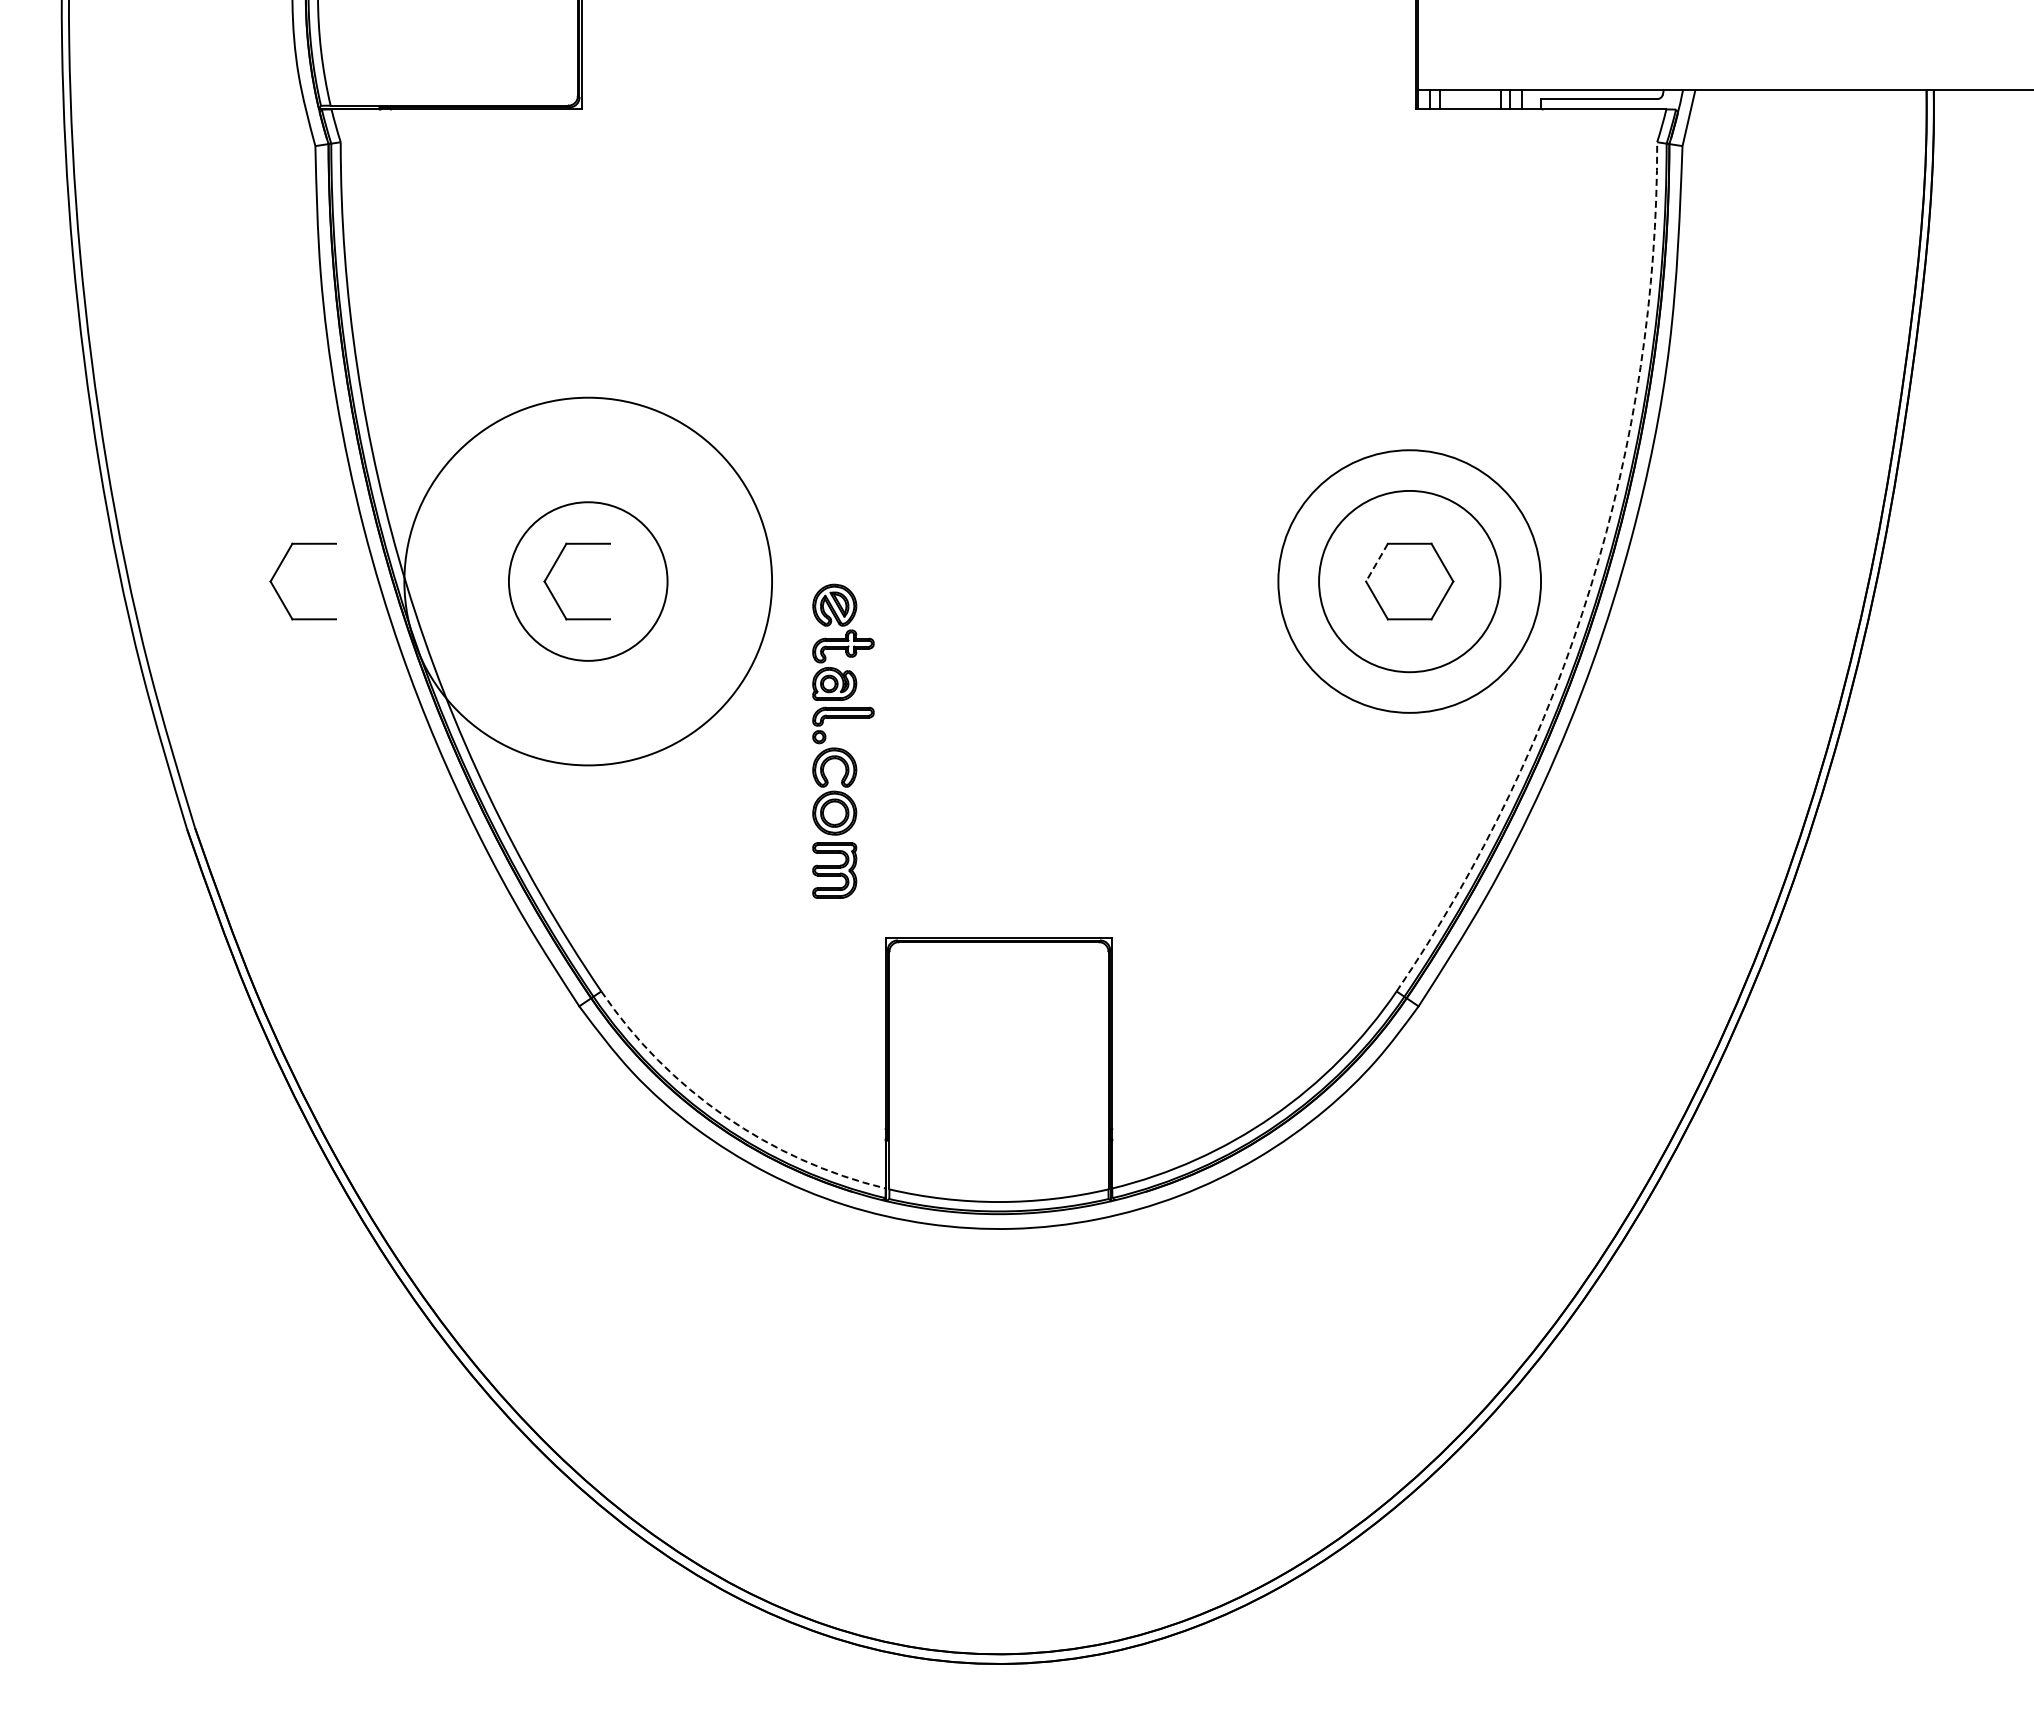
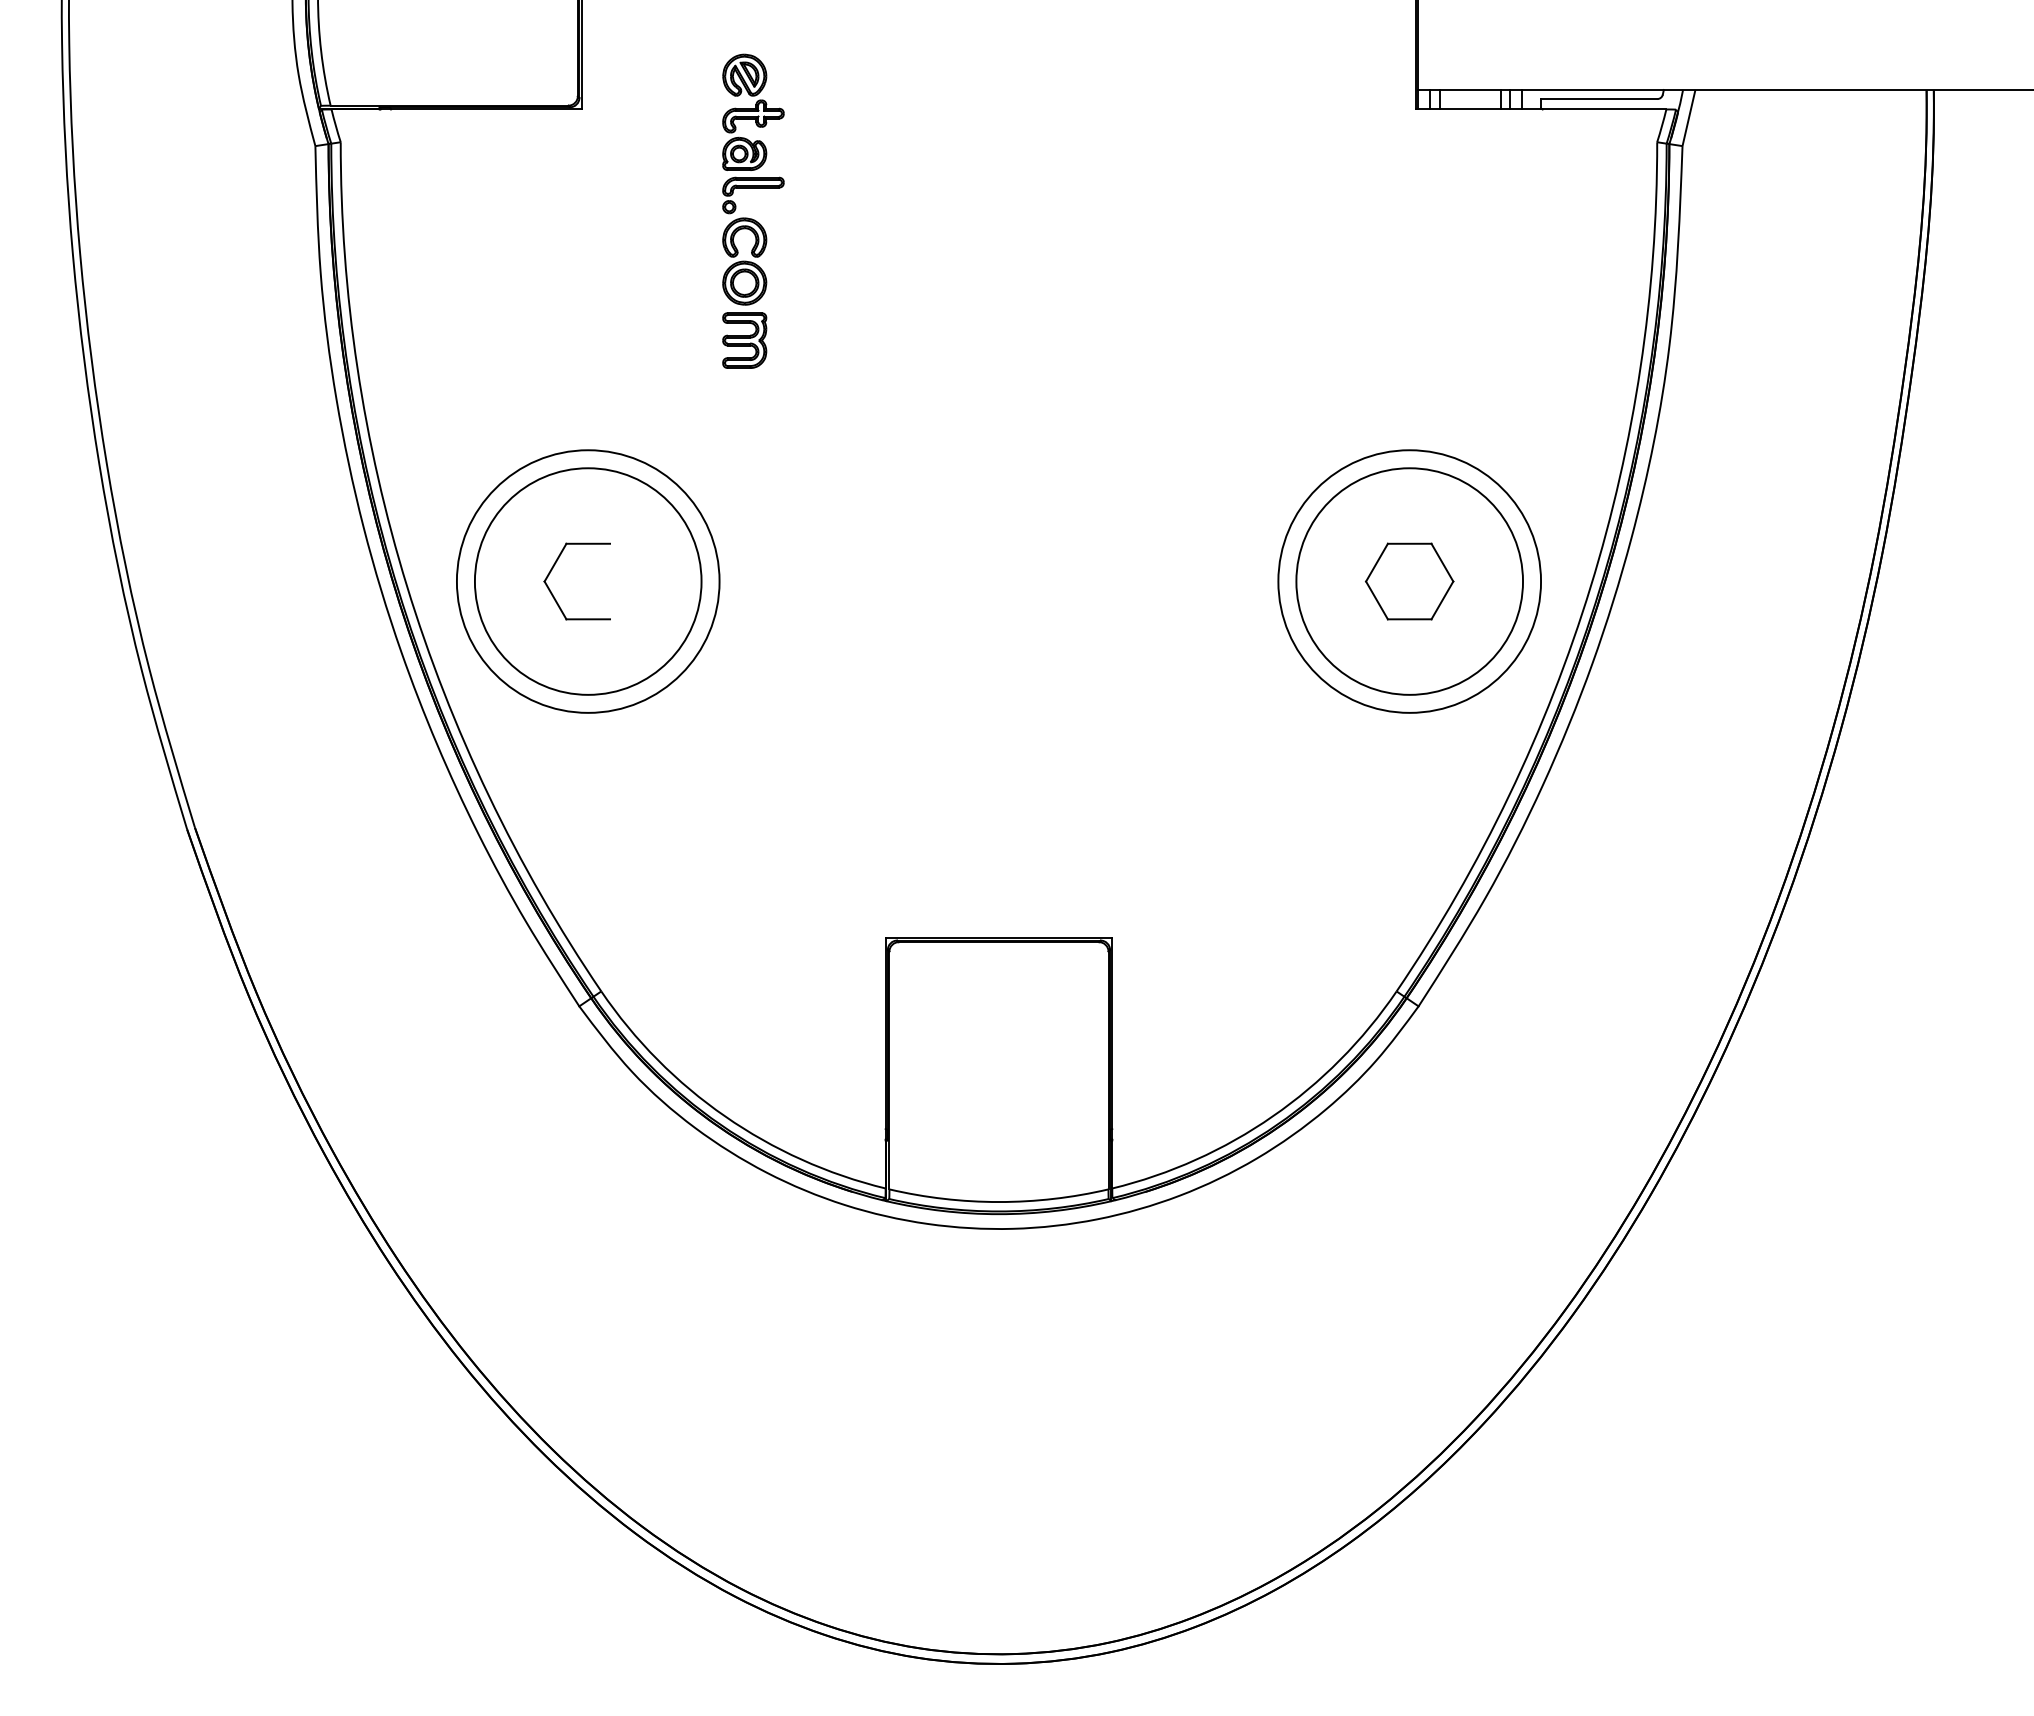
line: dashed -> solid (1376, 562)
part: present -> none (278, 570)
circle diameter: 159 px -> 227 px (587, 581)
circle diameter: 368 px -> 263 px (587, 581)
circle diameter: 181 px -> 227 px (1409, 581)
arc: dashed -> solid (1590, 586)
part position: (842, 748) -> (752, 218) (752, 218)
arc: dashed -> solid (725, 1116)
